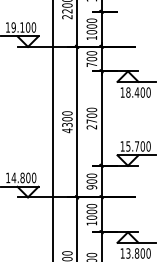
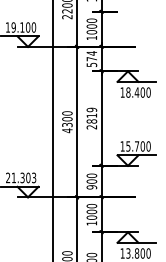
text: 700 -> 574 (91, 58)
text: 2700 -> 2819 (91, 115)
text: 14.800 -> 21.303 (21, 177)
